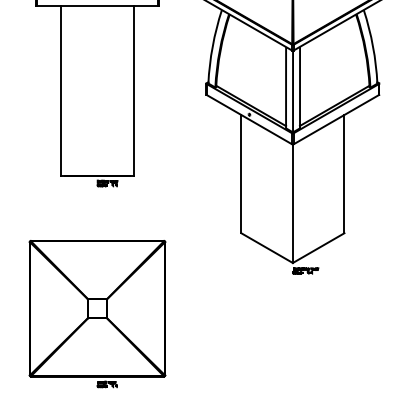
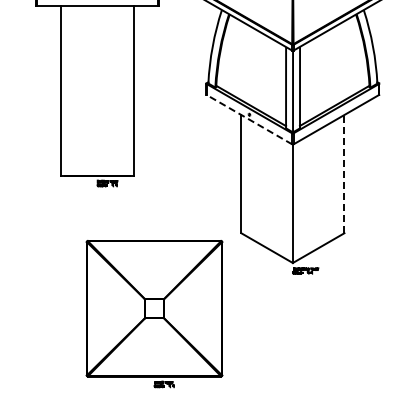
line: solid -> dashed (249, 119)
line: solid -> dashed (344, 173)
part position: (97, 314) -> (154, 314) (154, 314)
